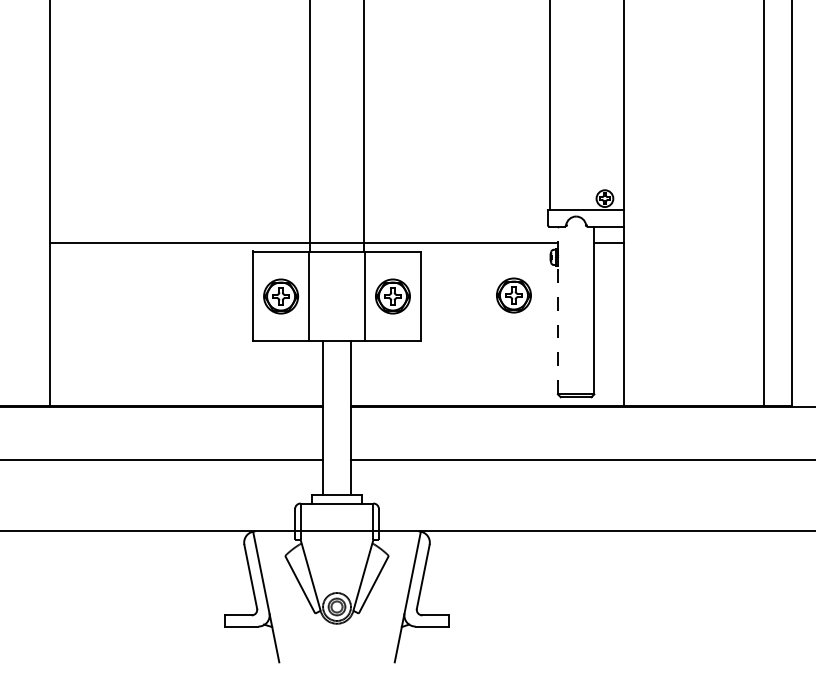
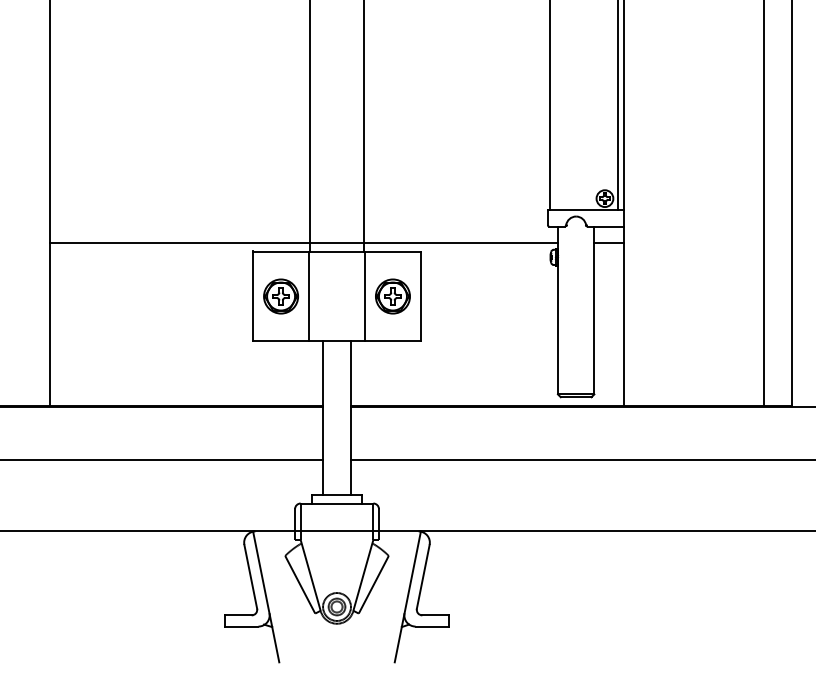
line: none -> present (618, 105)
part: present -> none (513, 295)
line: dashed -> solid (557, 310)
